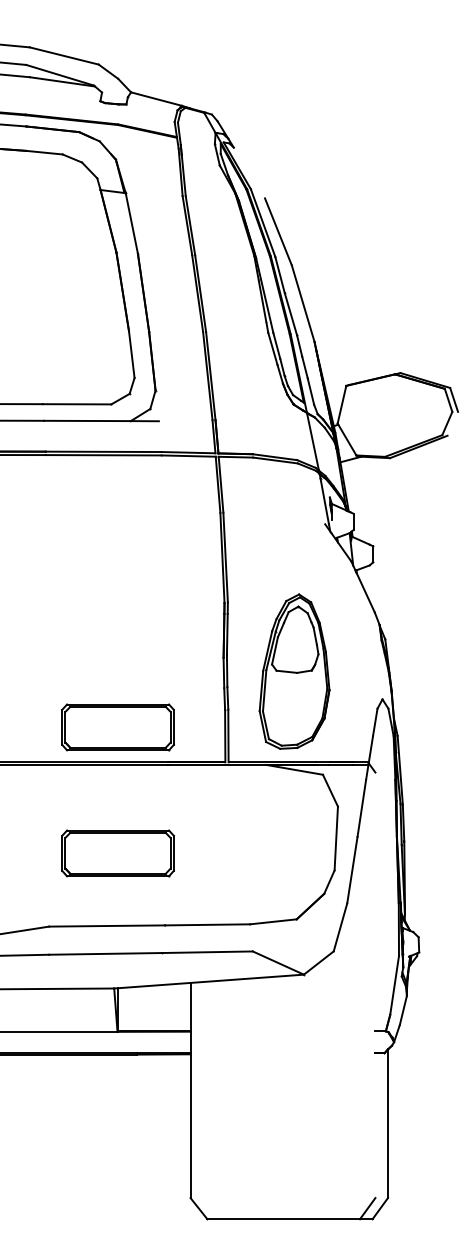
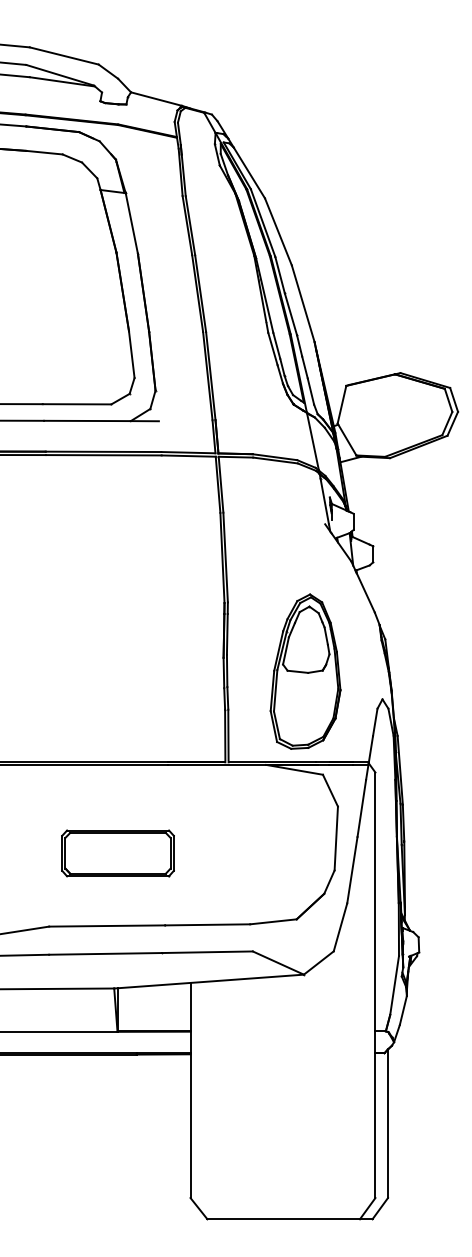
line: none -> present (249, 172)
line: none -> present (452, 423)
part position: (294, 671) -> (305, 671) (305, 671)
part: present -> none (117, 727)
line: none -> present (375, 985)
